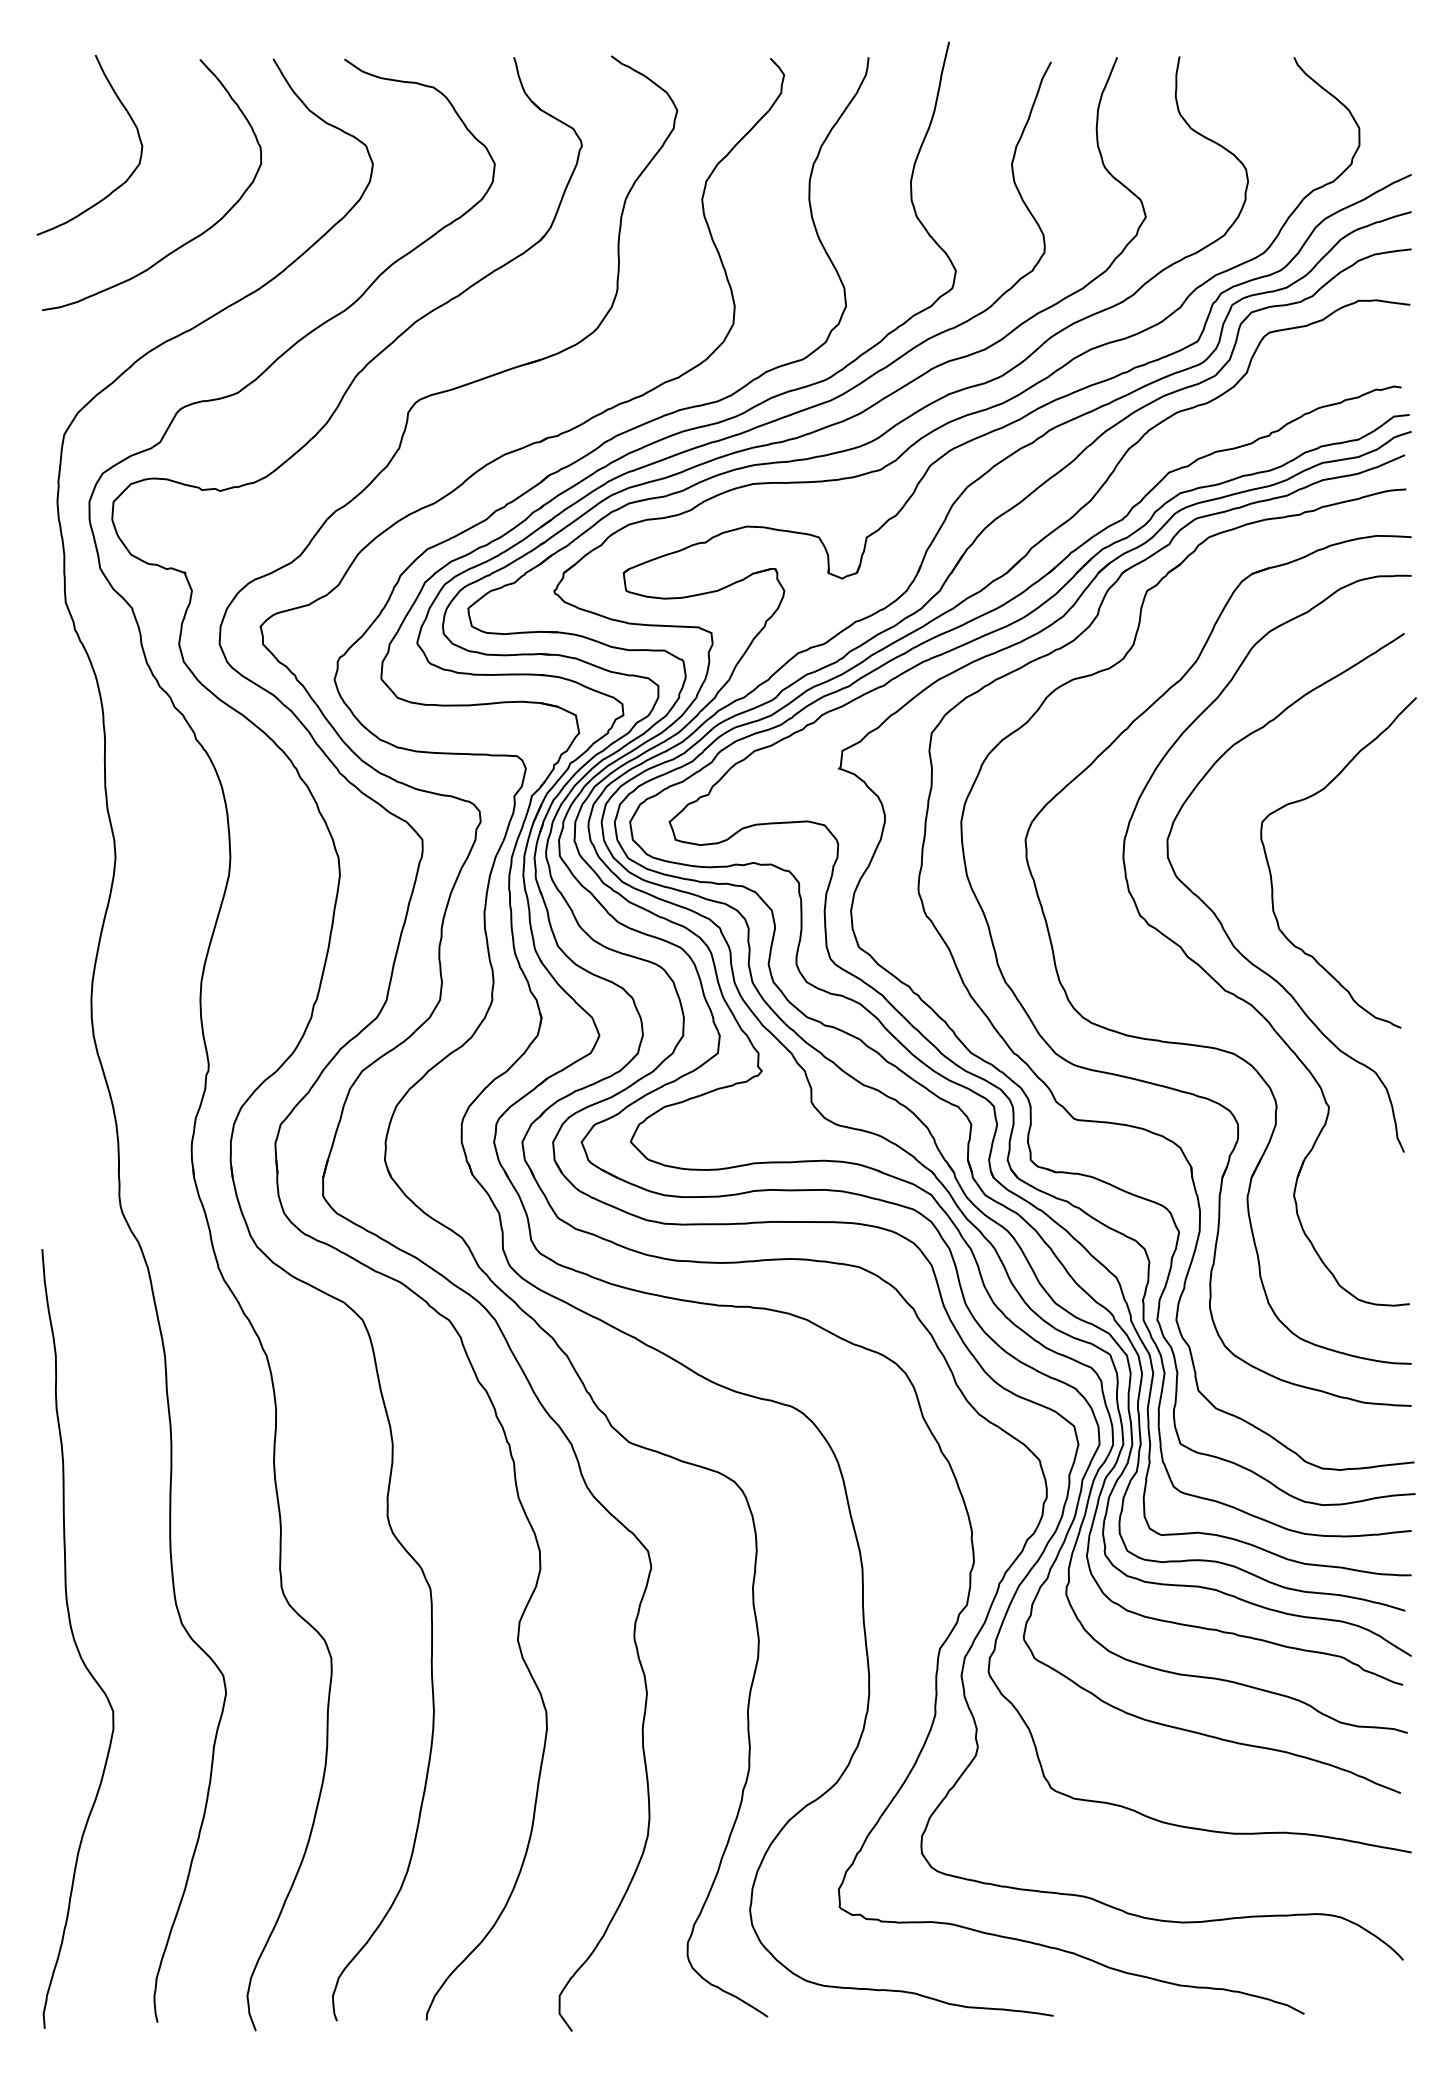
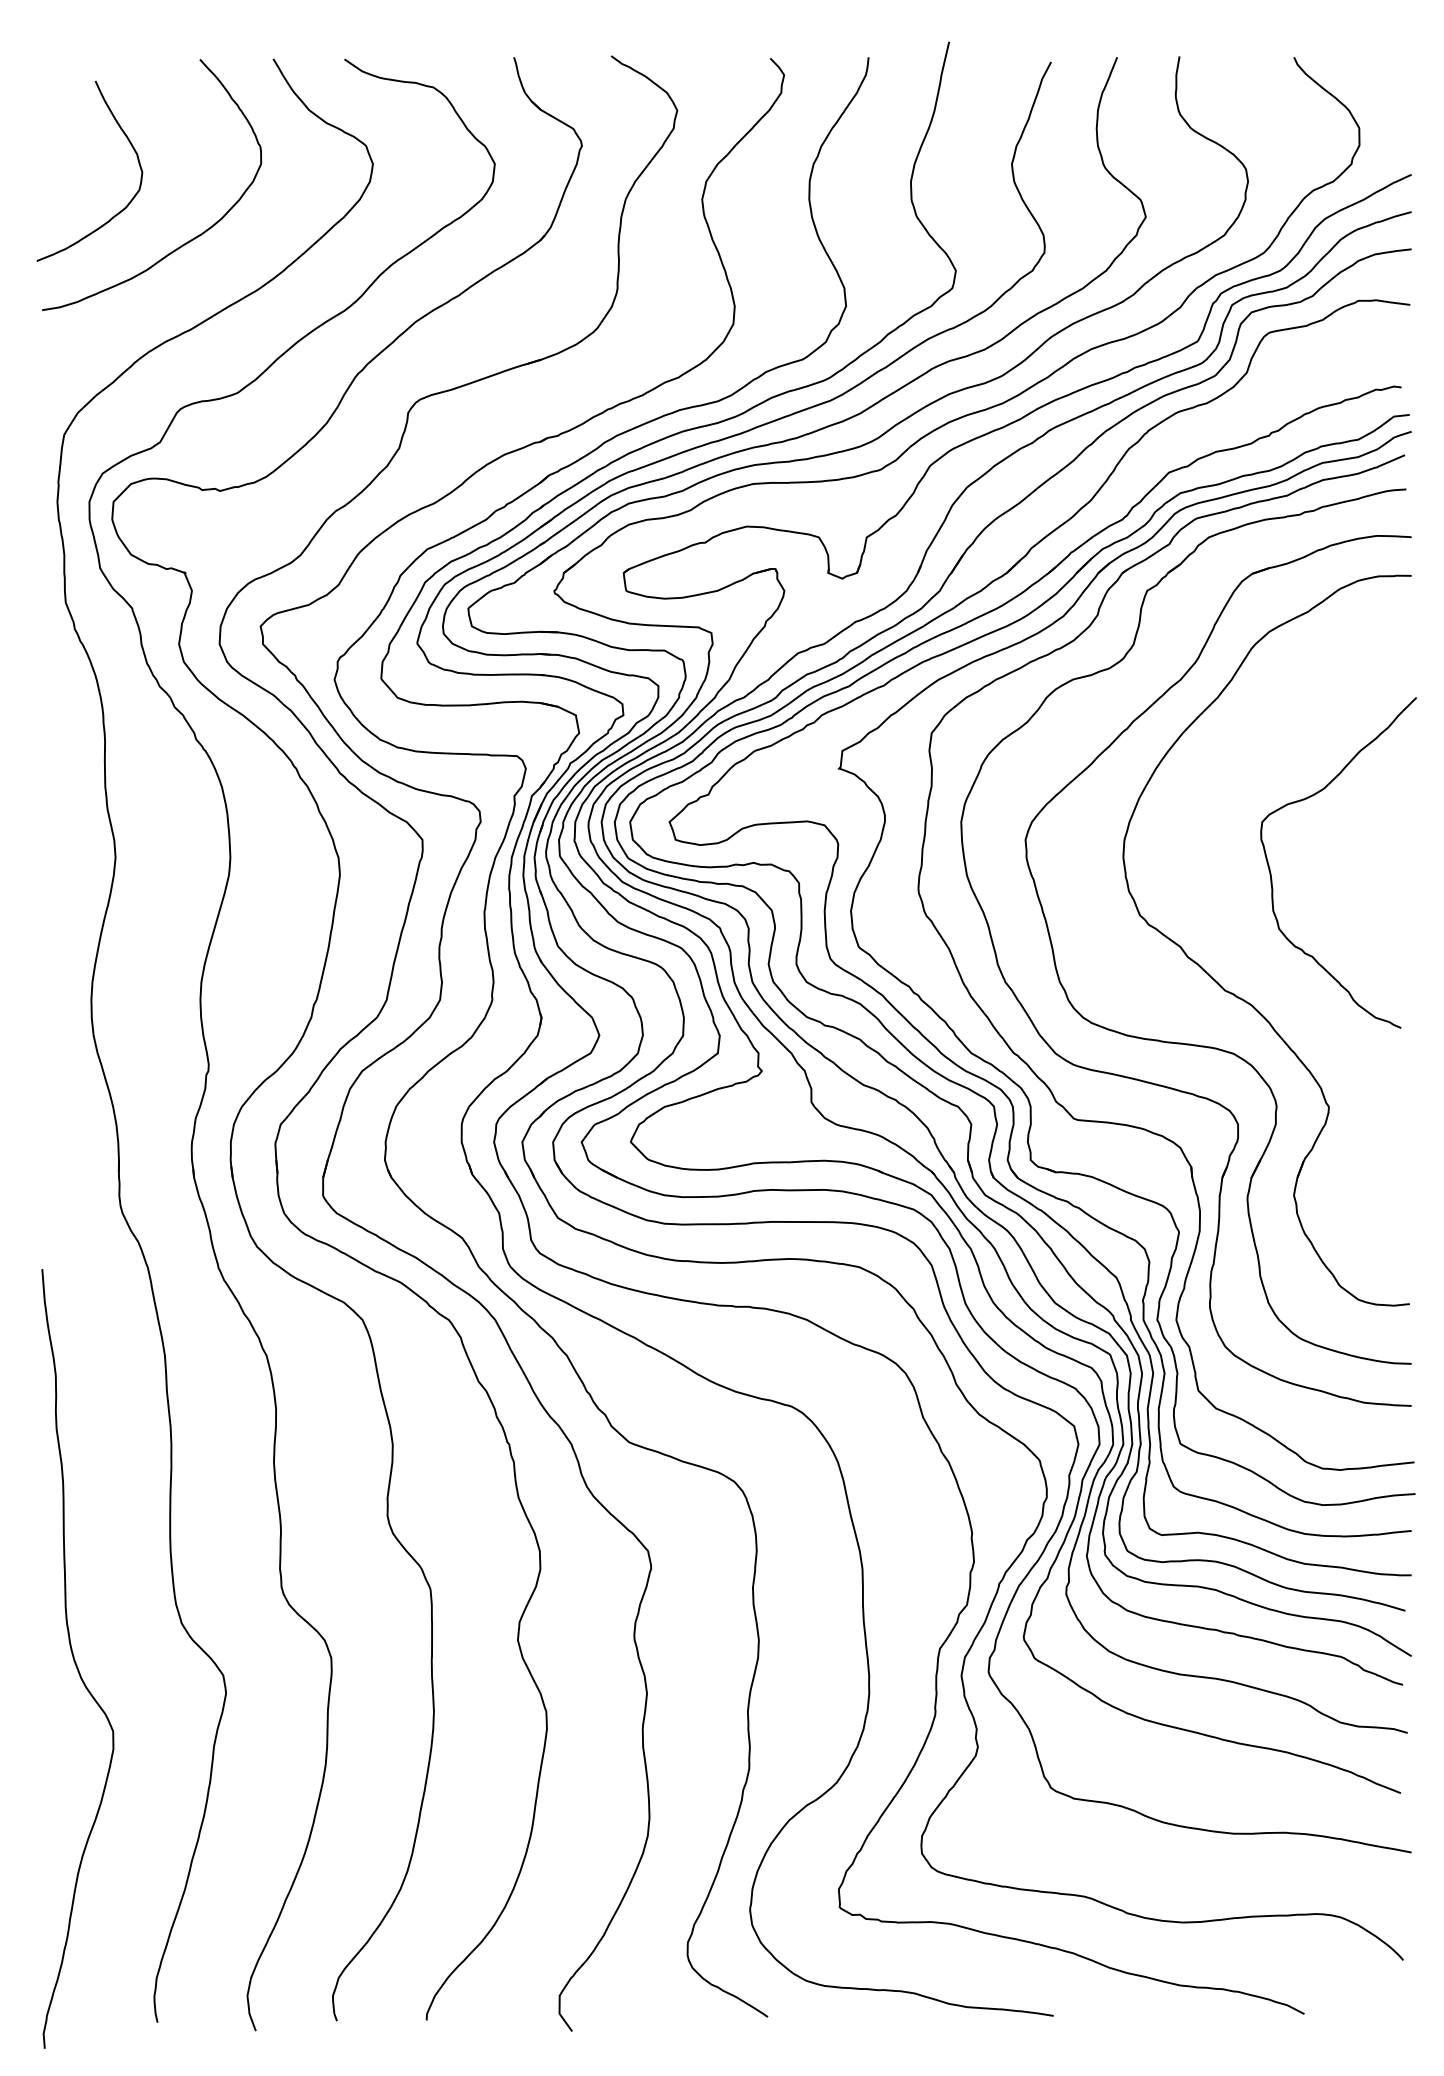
curve position: (129, 117) -> (129, 143) (129, 143)
curve: present -> none (1222, 924)
curve position: (75, 1639) -> (75, 1659) (75, 1659)
